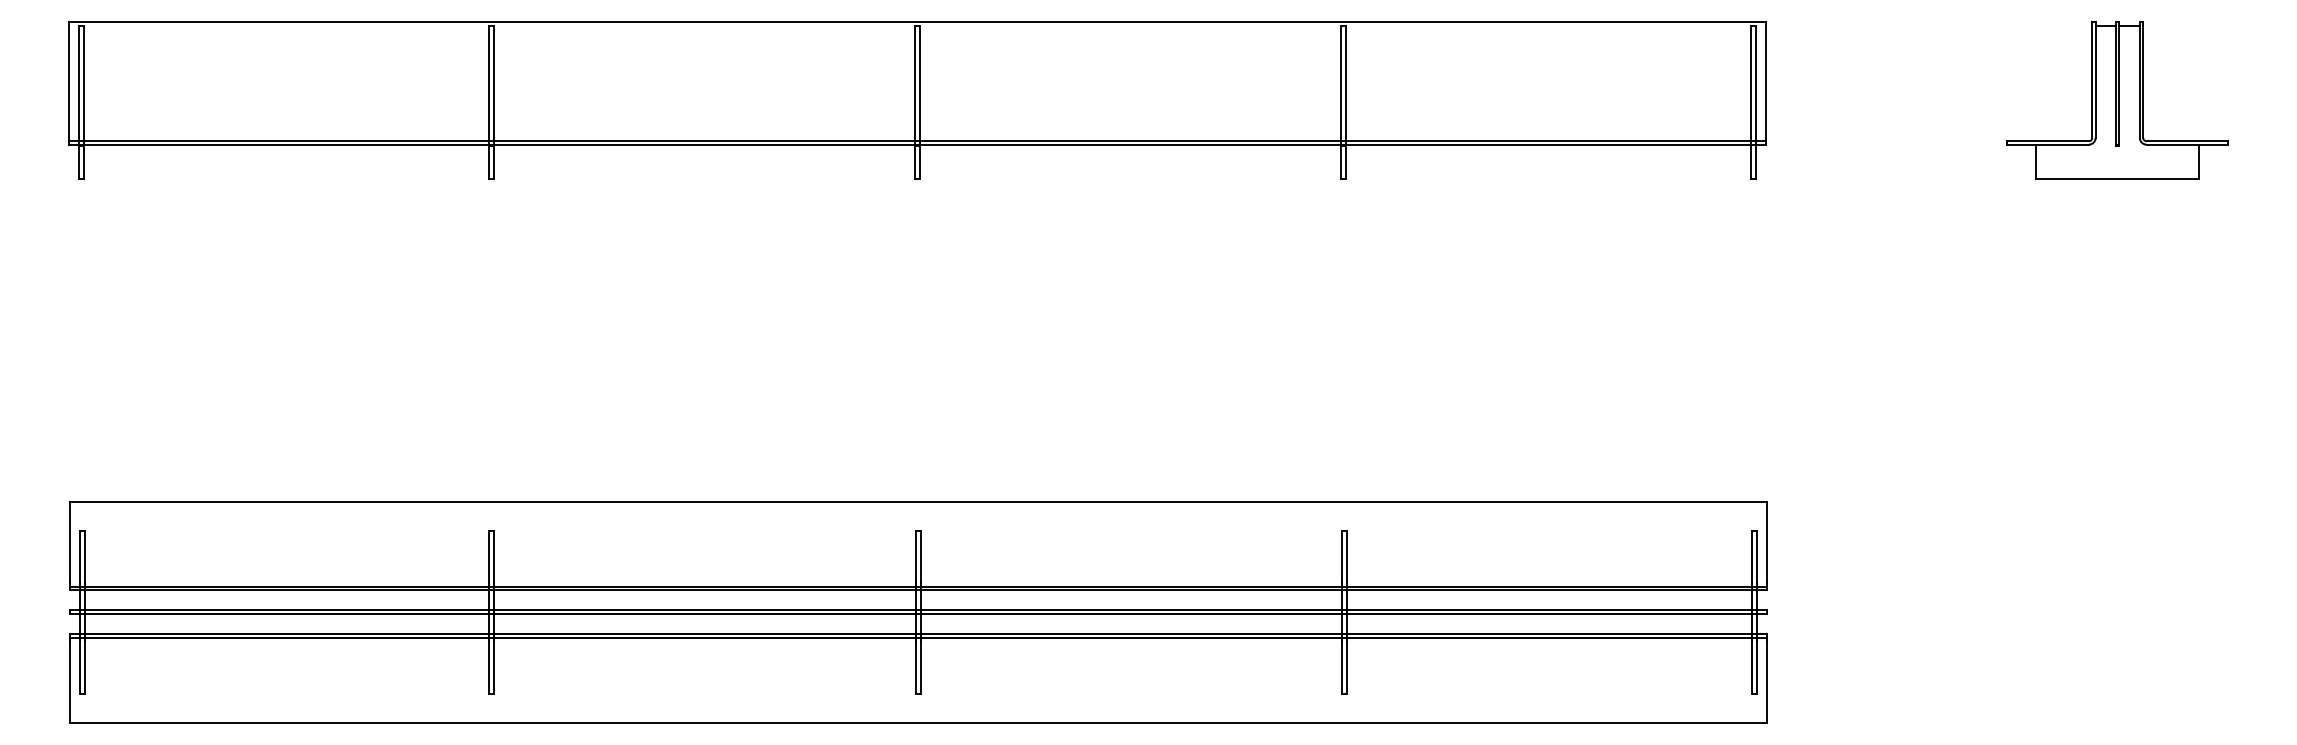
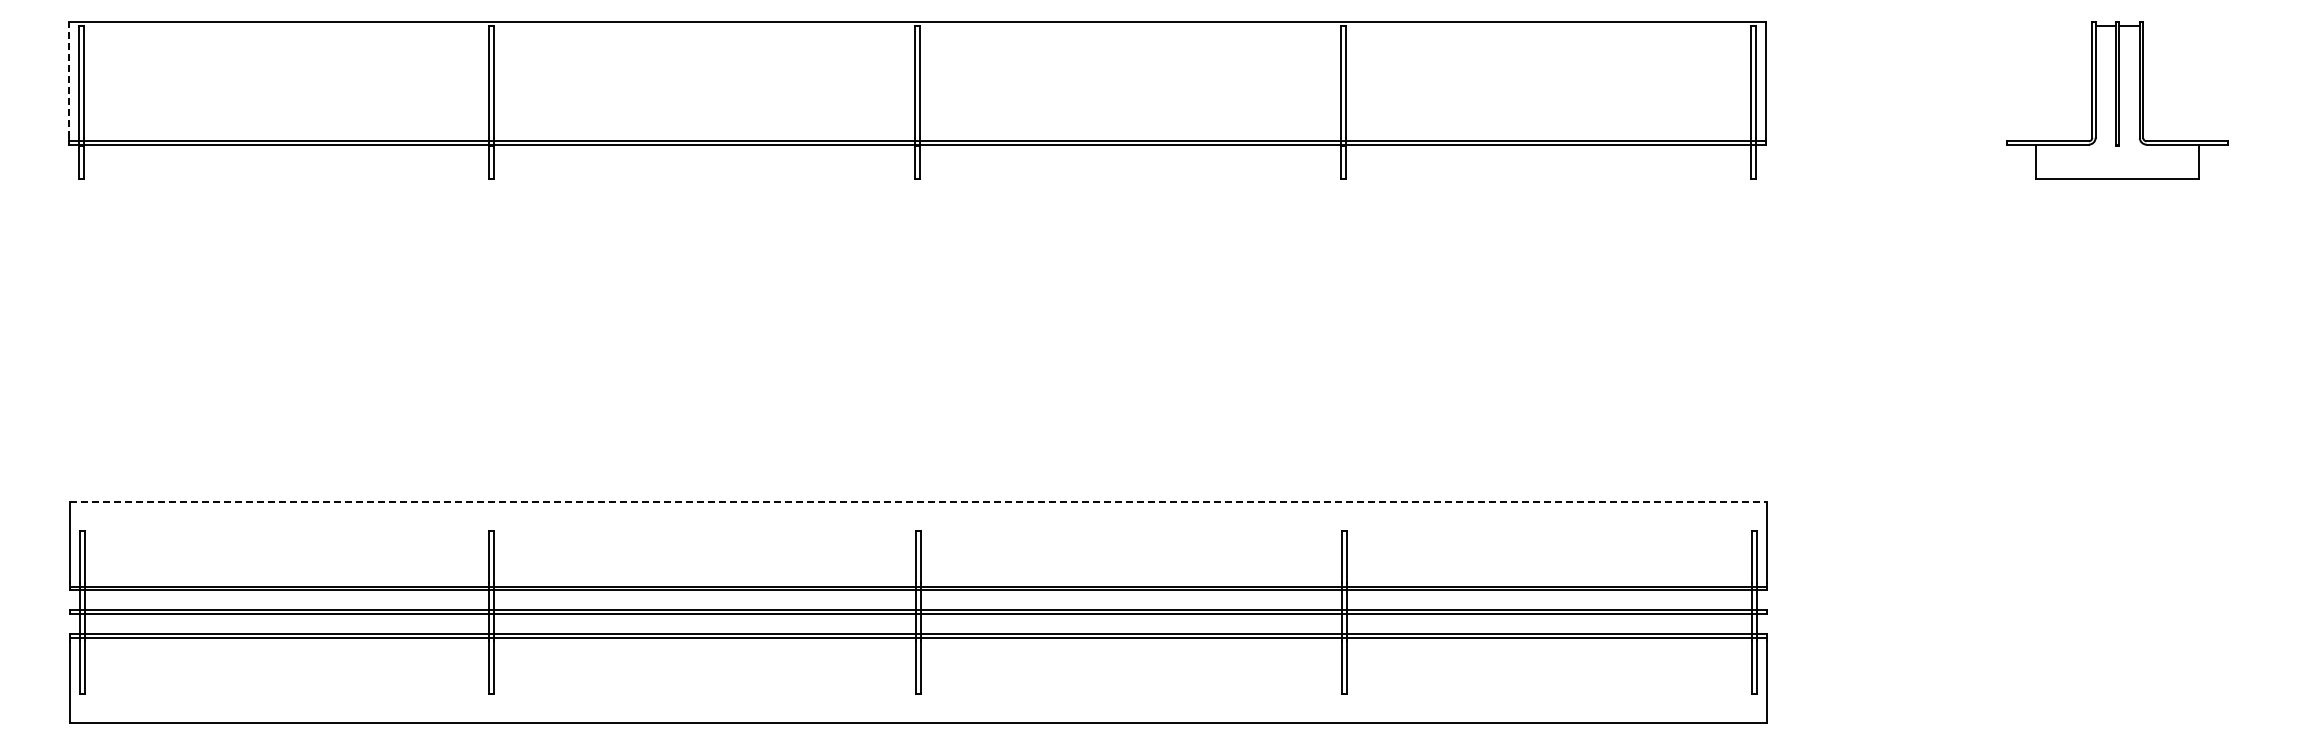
line: solid -> dashed (68, 80)
line: solid -> dashed (918, 501)
